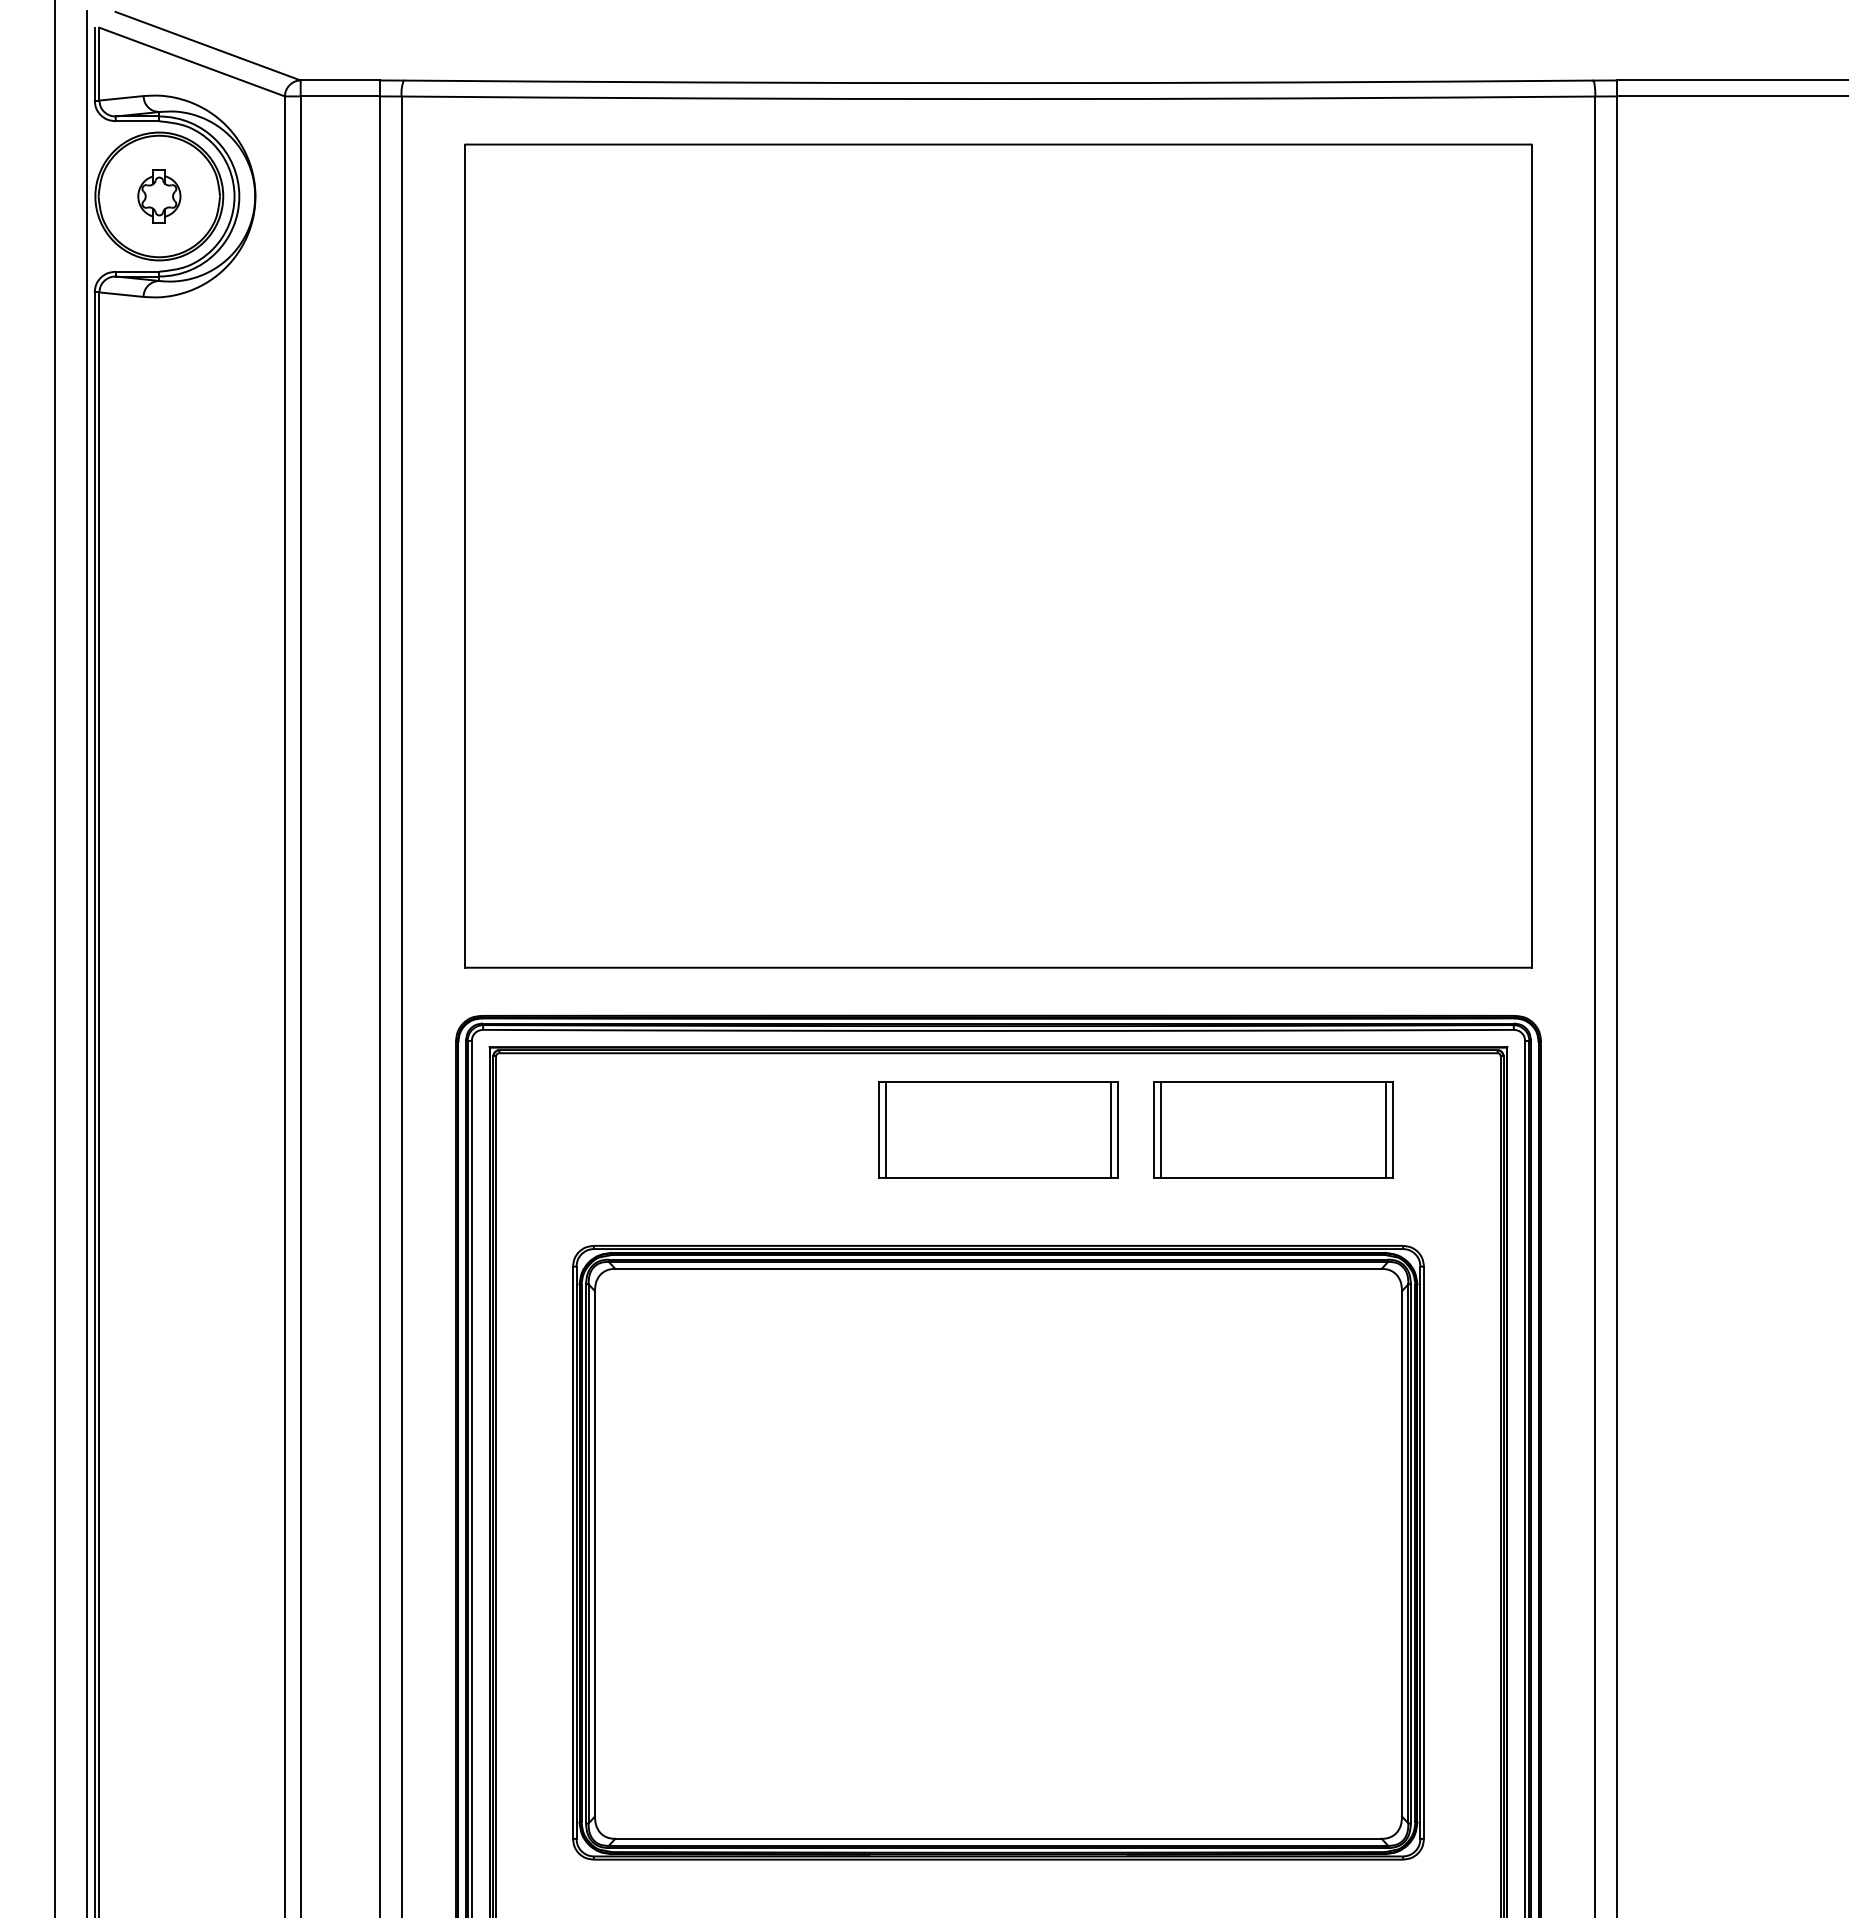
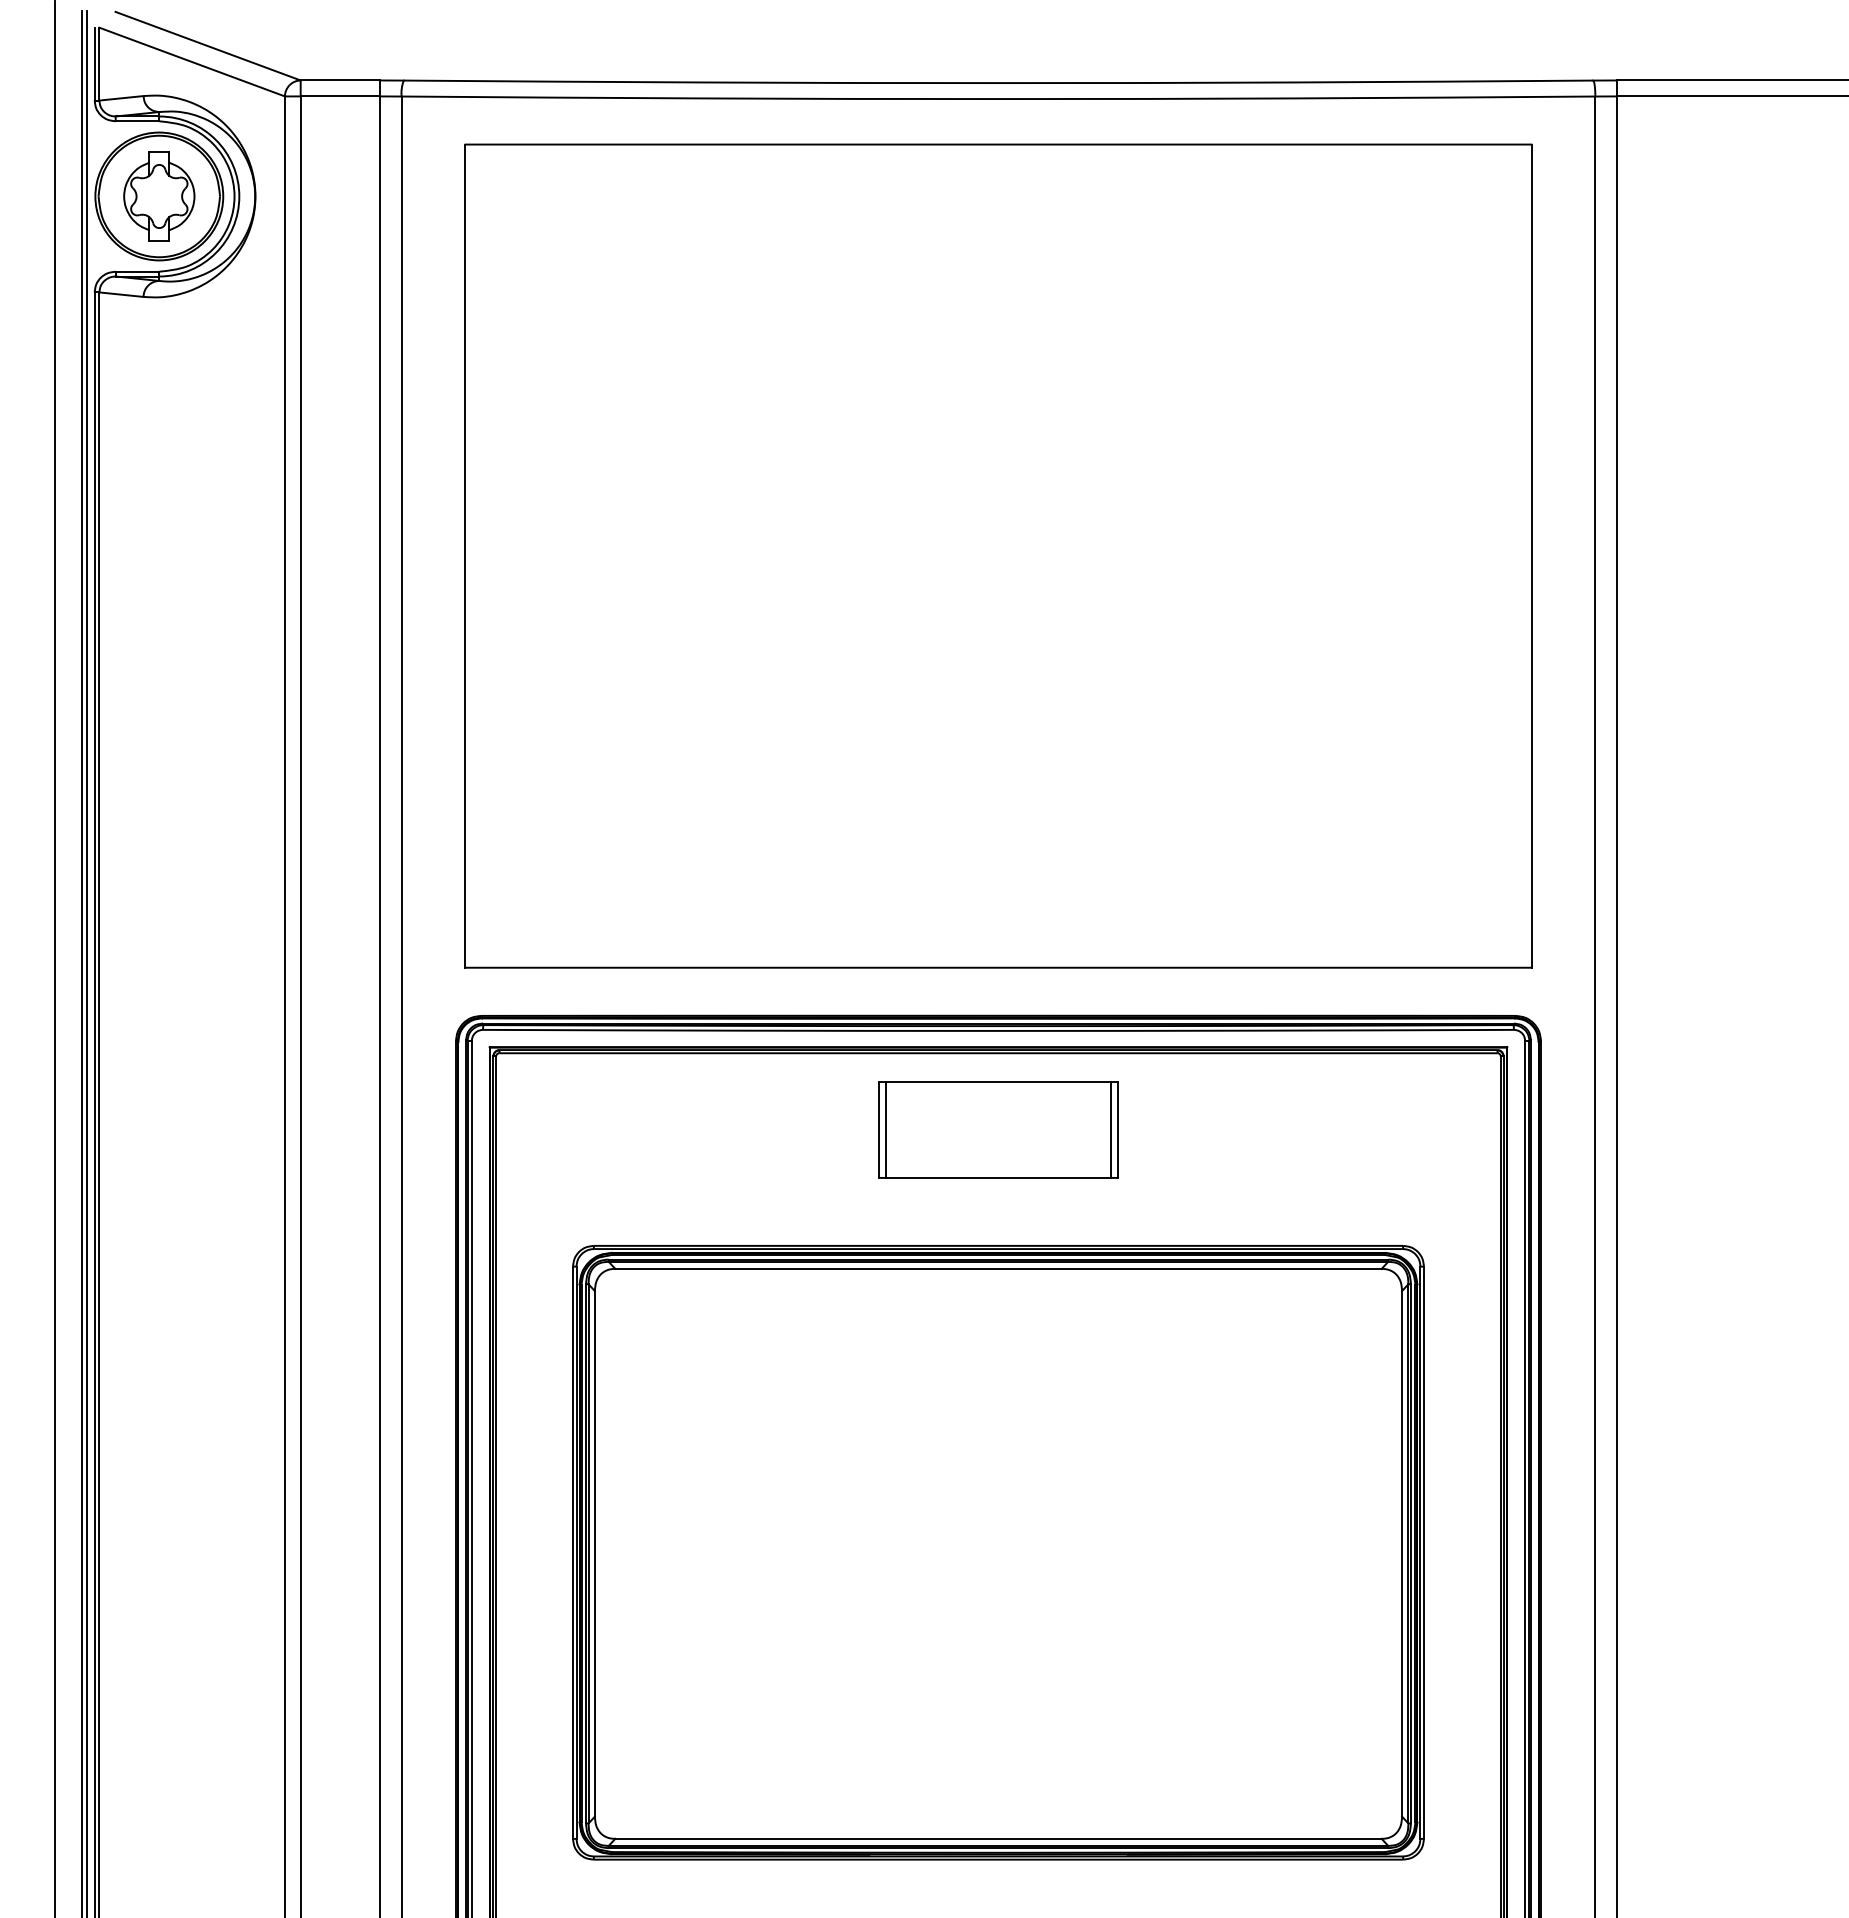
part size: 45x55 px -> 73x91 px (159, 196)
line: none -> present (82, 962)
part: present -> none (1273, 1129)
